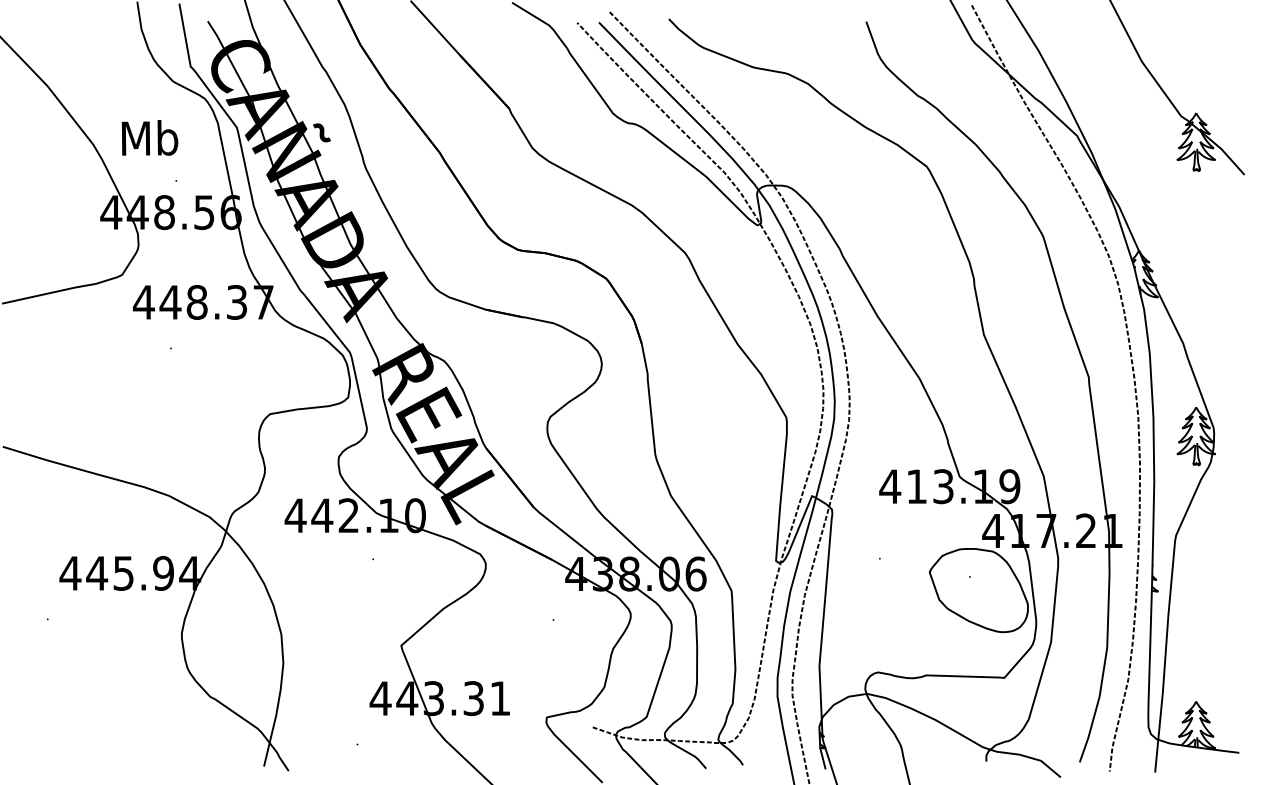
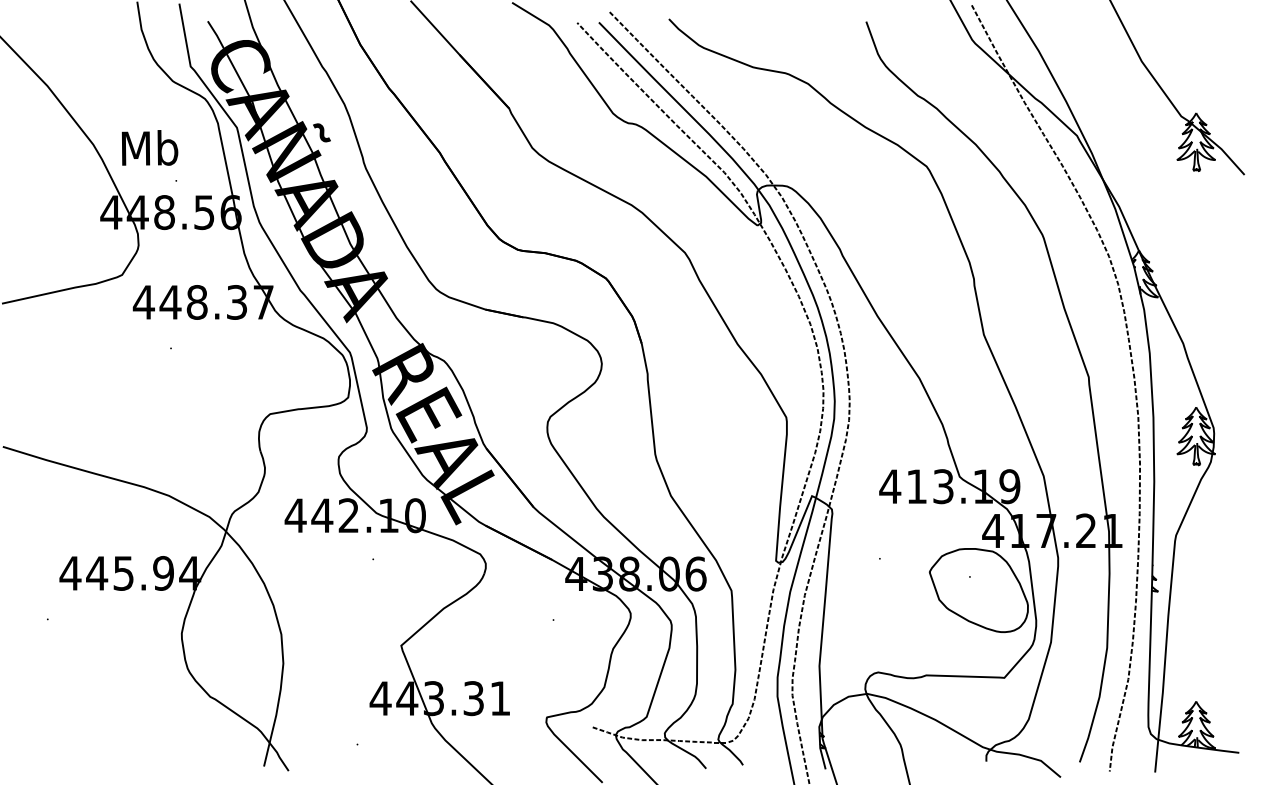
text position: (149, 137) -> (149, 147) (149, 147)
